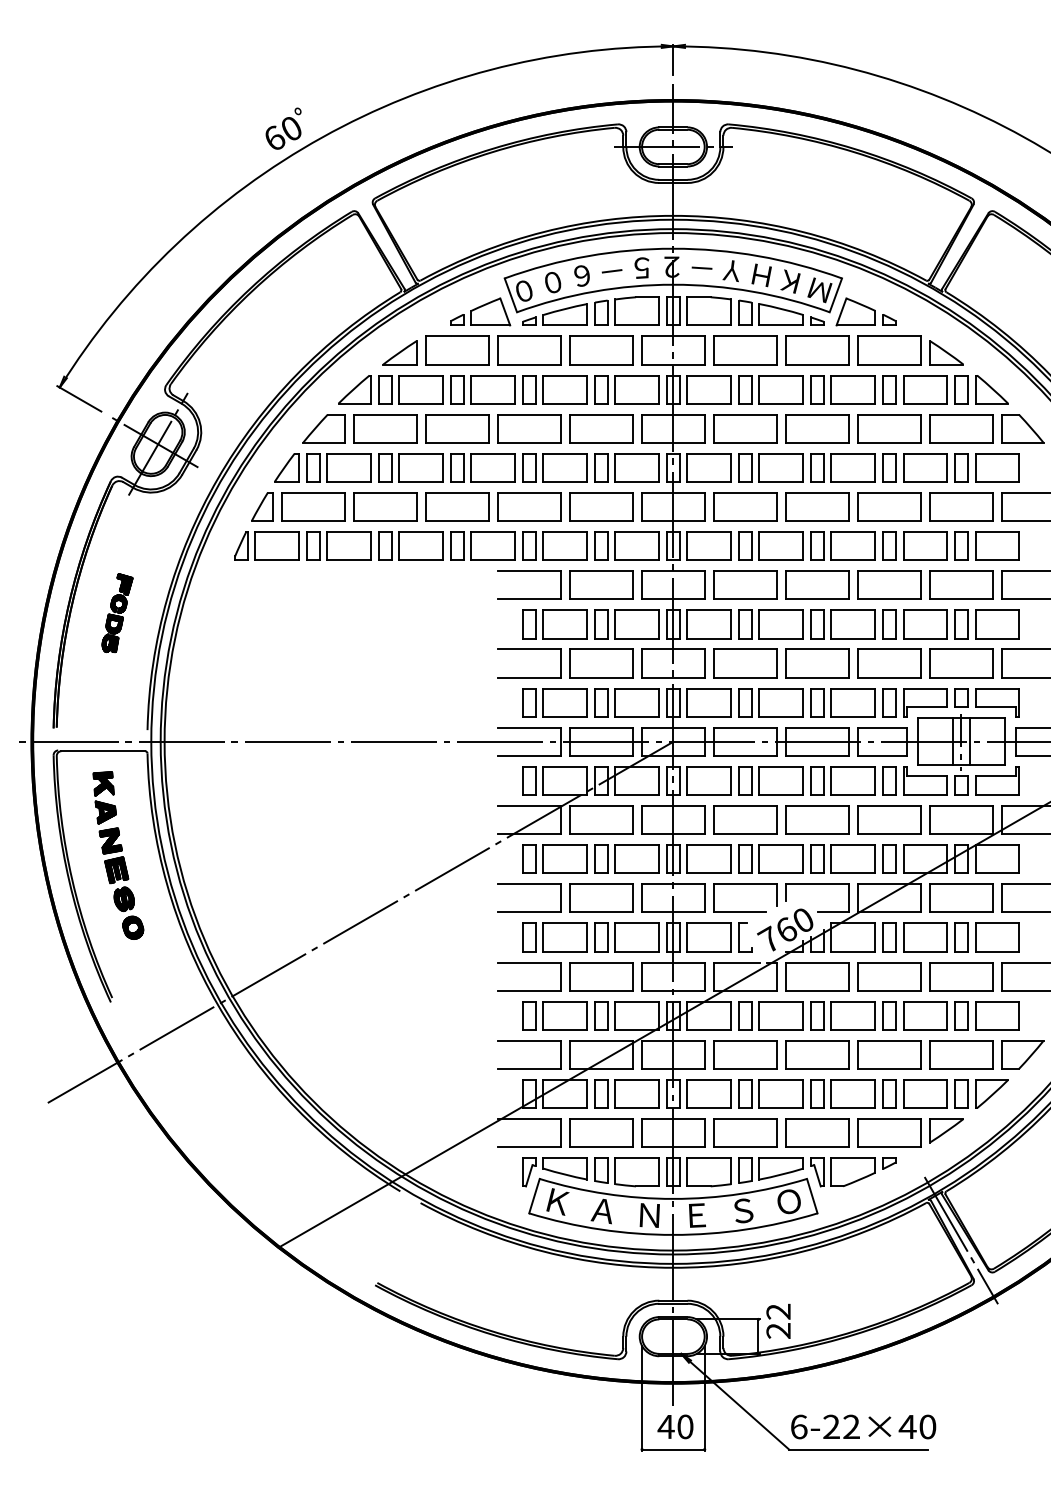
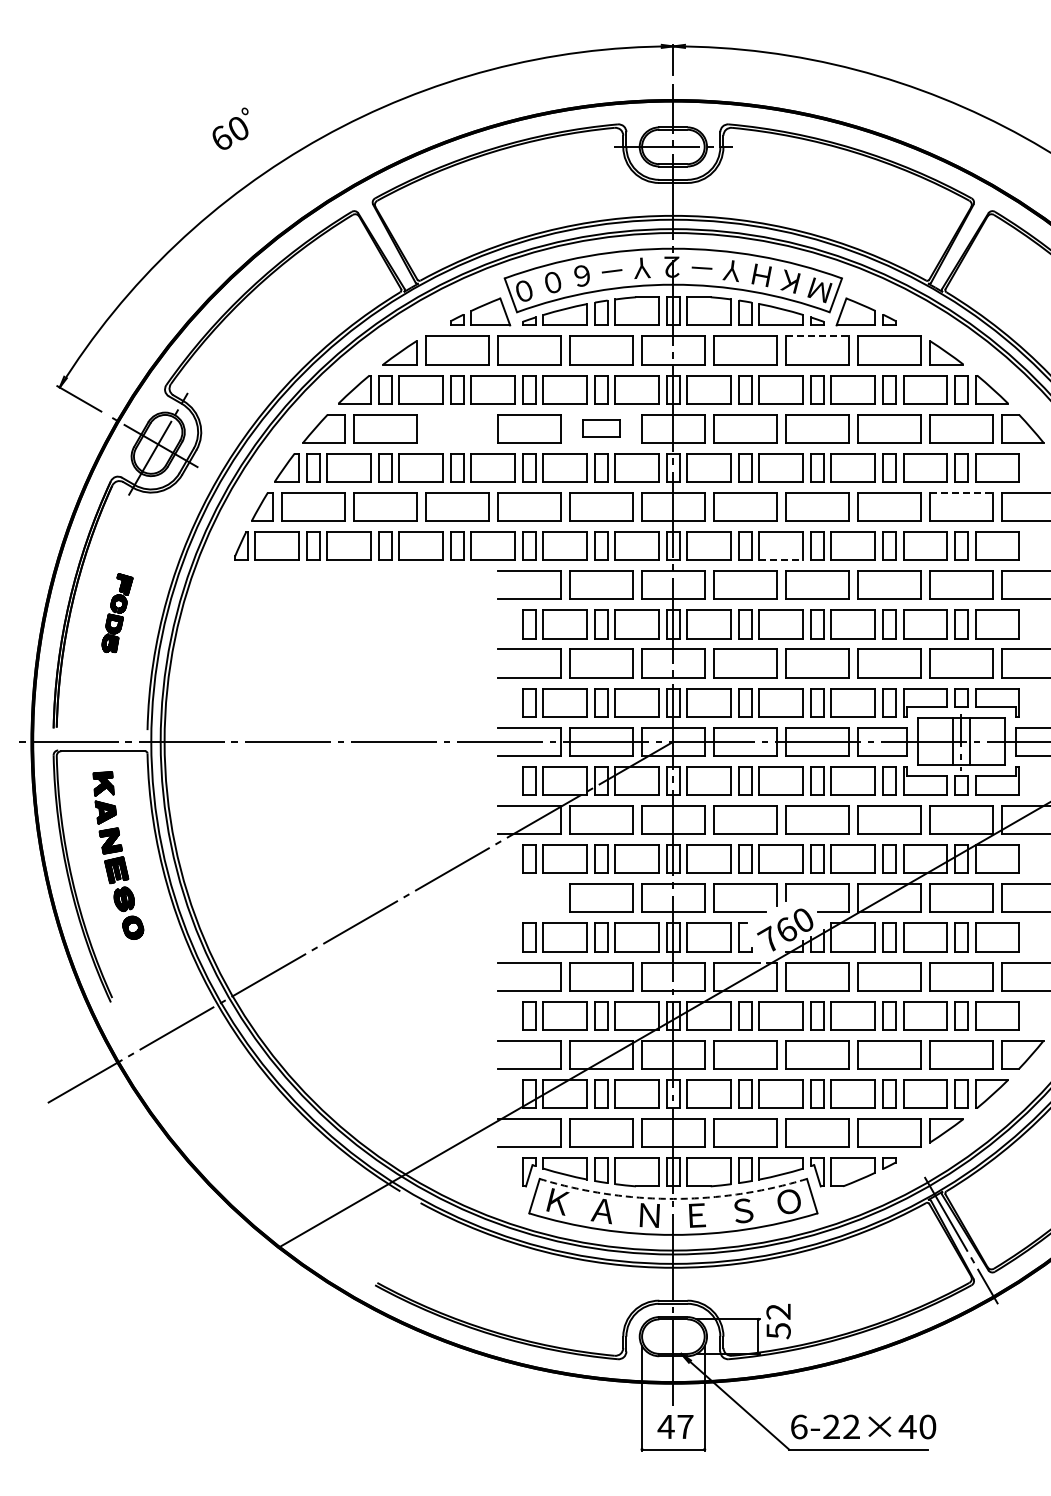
text position: (283, 128) -> (230, 128) (230, 128)
text: ５ -> Ｙ (642, 267)
line: solid -> dashed (817, 336)
part: present -> none (457, 428)
part size: 65x30 px -> 39x19 px (601, 428)
line: solid -> dashed (961, 492)
line: solid -> dashed (781, 560)
part: present -> none (529, 884)
arc: solid -> dashed (673, 1198)
text: 22 -> 52 (778, 1331)
text: 40 -> 47 (685, 1426)
